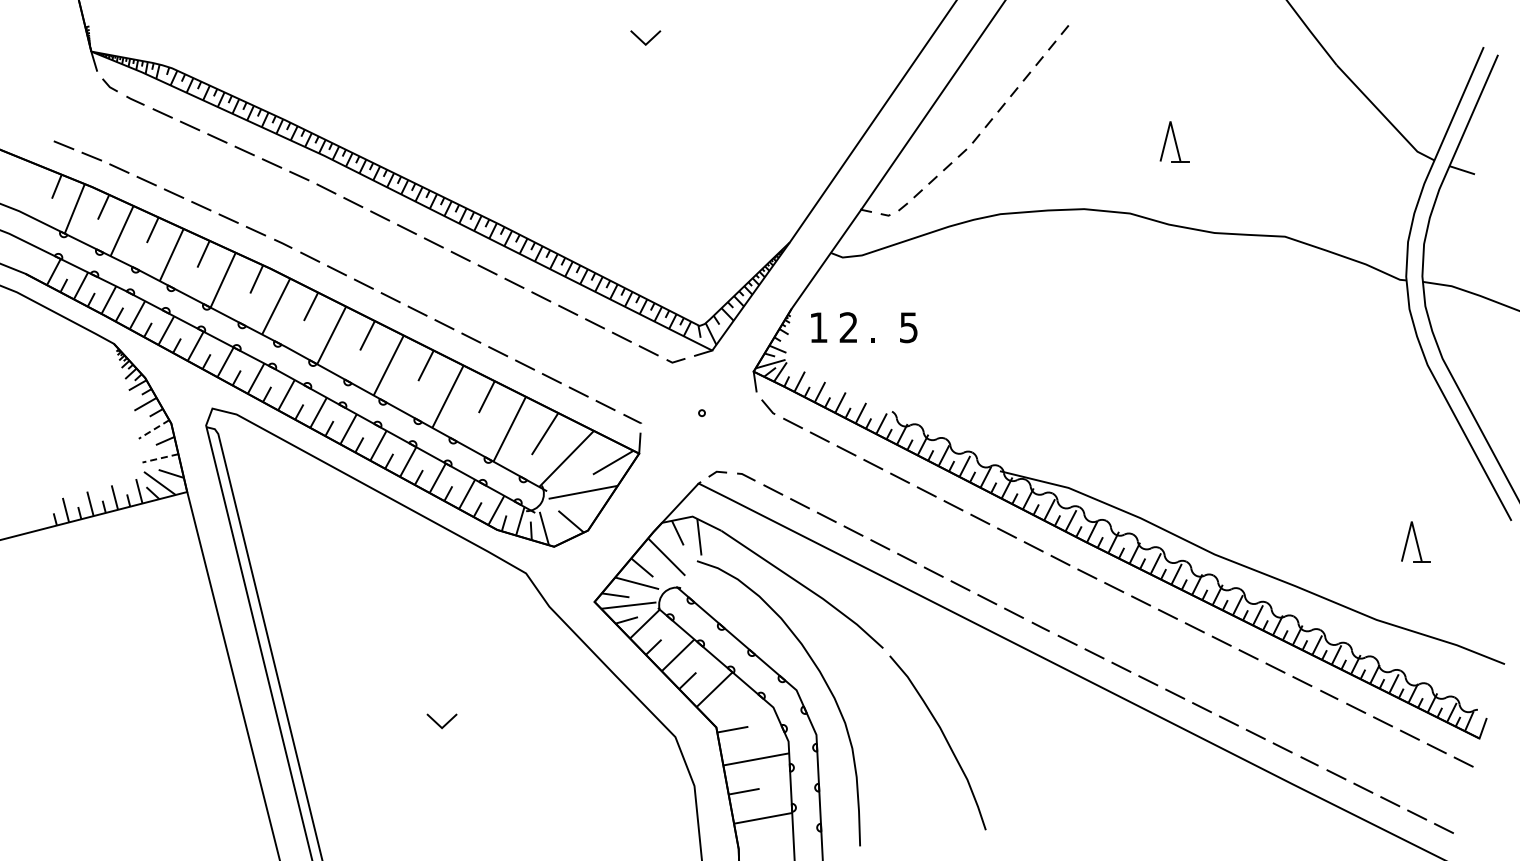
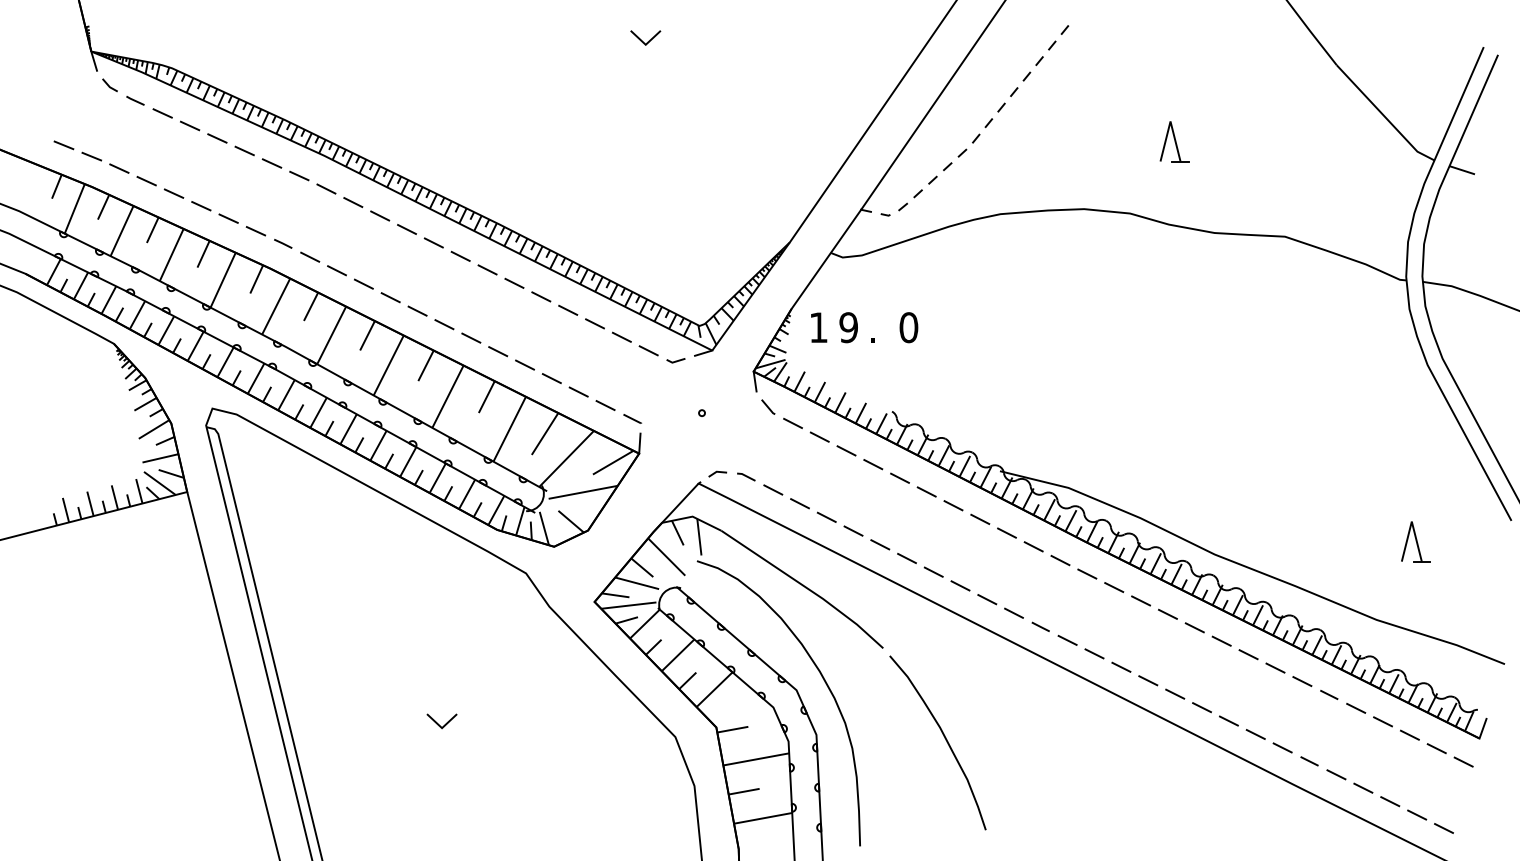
text: 2 -> 9 (848, 327)
text: 5 -> 0 (908, 327)
line: dashed -> solid (154, 429)
line: dashed -> solid (160, 458)
